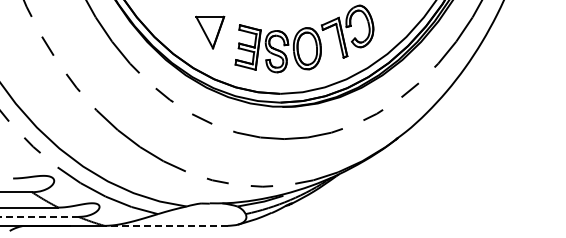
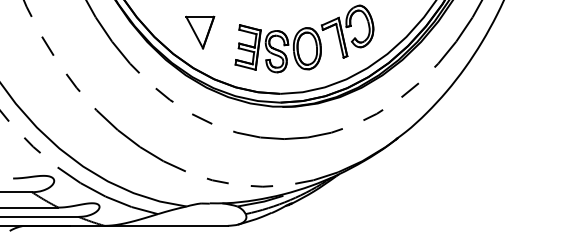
part position: (210, 32) -> (200, 32) (200, 32)
line: dashed -> solid (39, 216)
line: dashed -> solid (166, 225)
